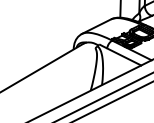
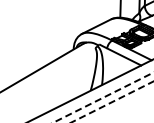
line: solid -> dashed (103, 97)
line: solid -> dashed (112, 102)
